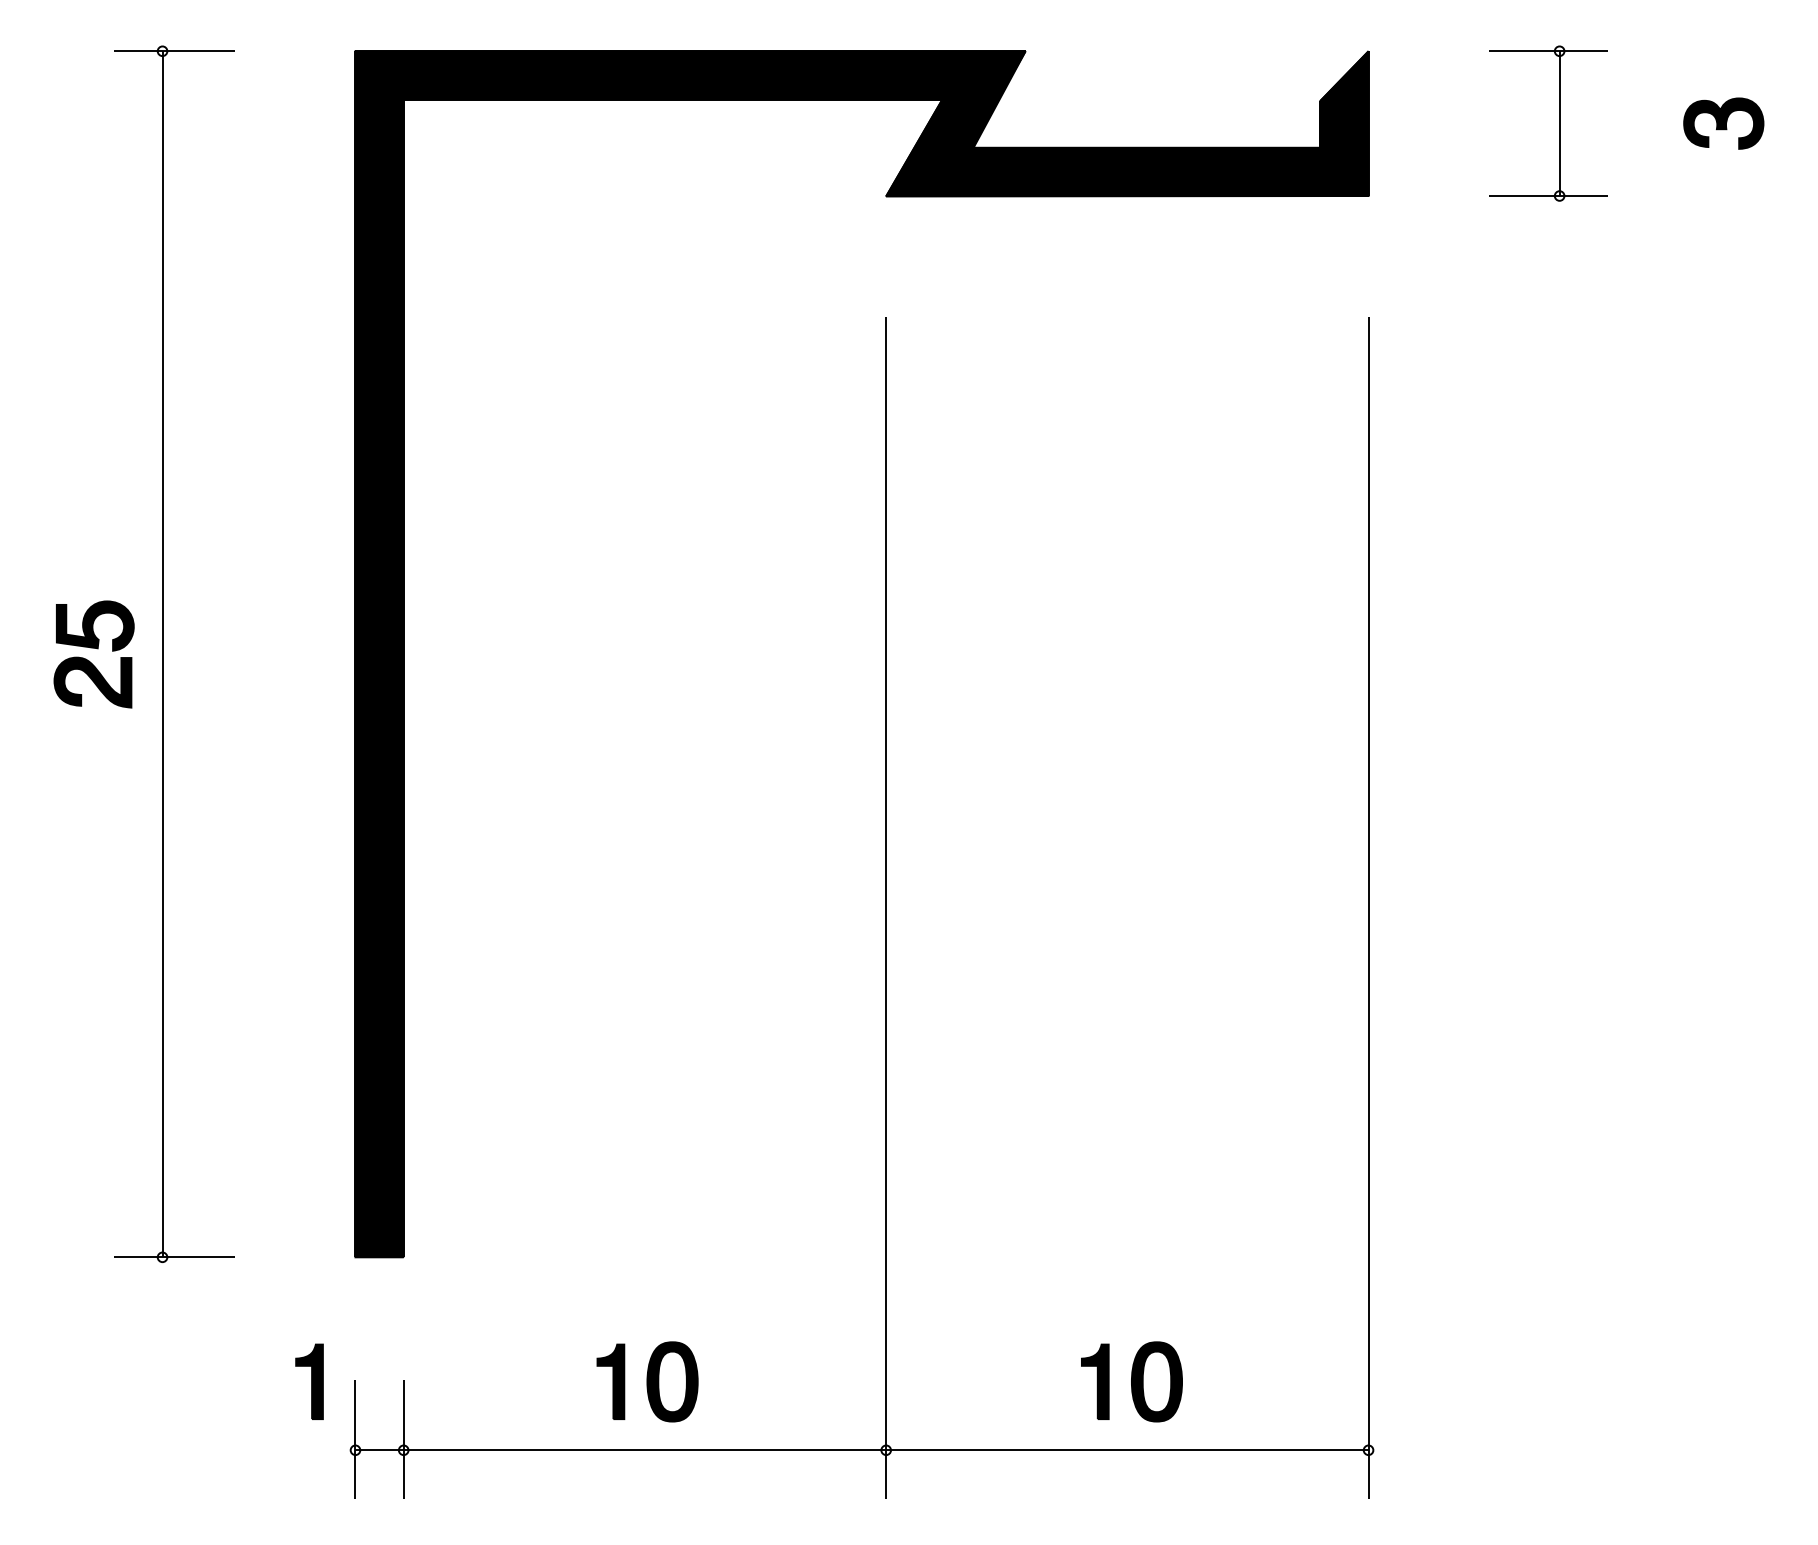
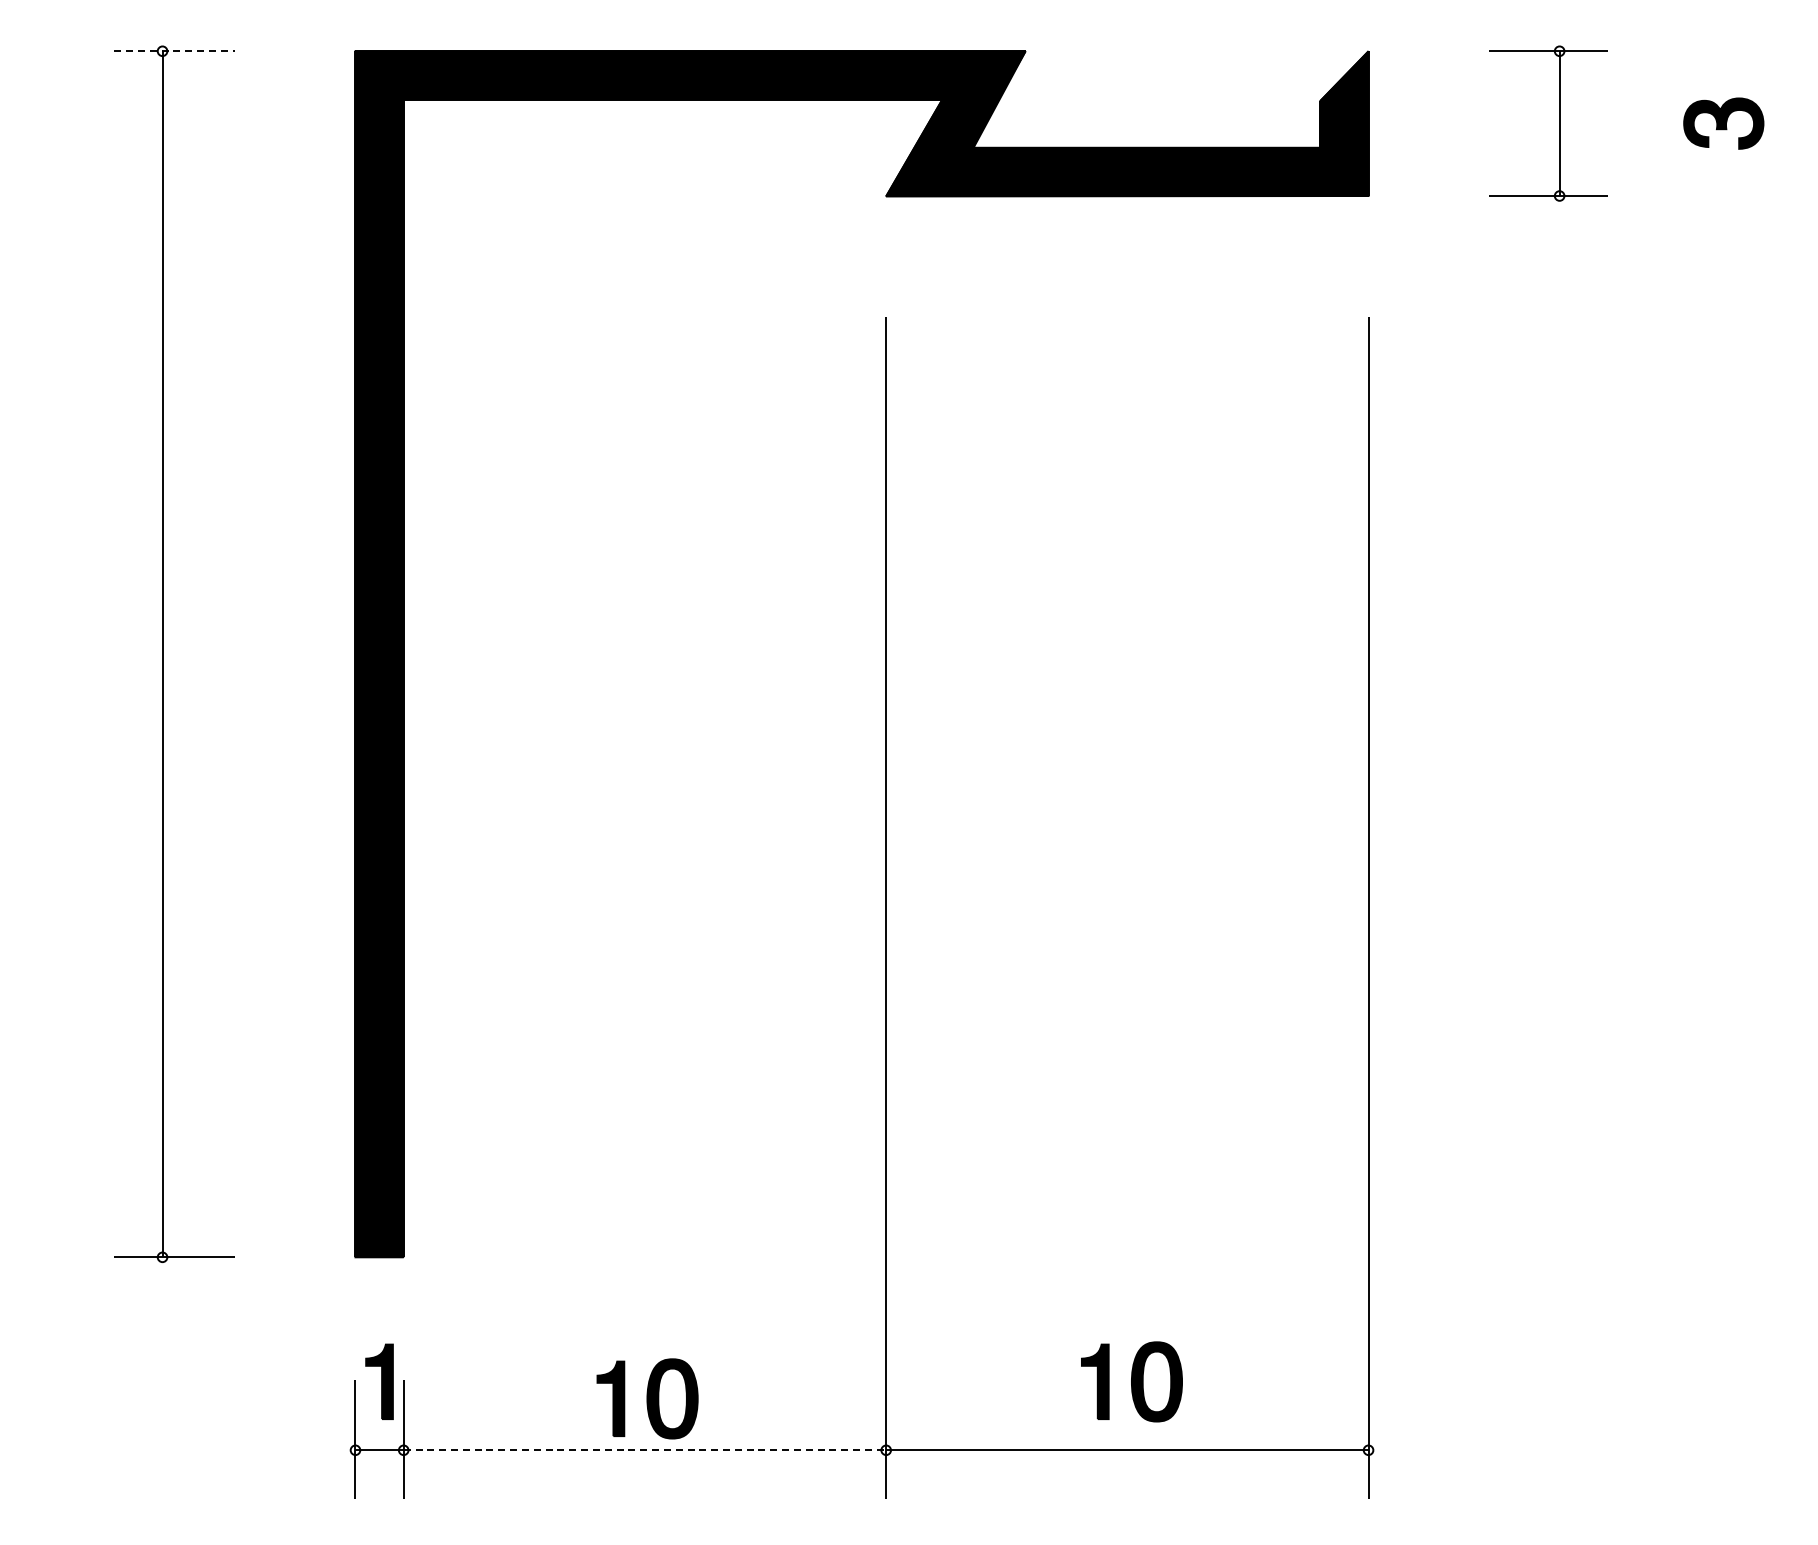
line: solid -> dashed (175, 51)
part: present -> none (93, 654)
part position: (309, 1381) -> (379, 1381) (379, 1381)
part position: (647, 1381) -> (647, 1398) (647, 1398)
line: solid -> dashed (645, 1450)
